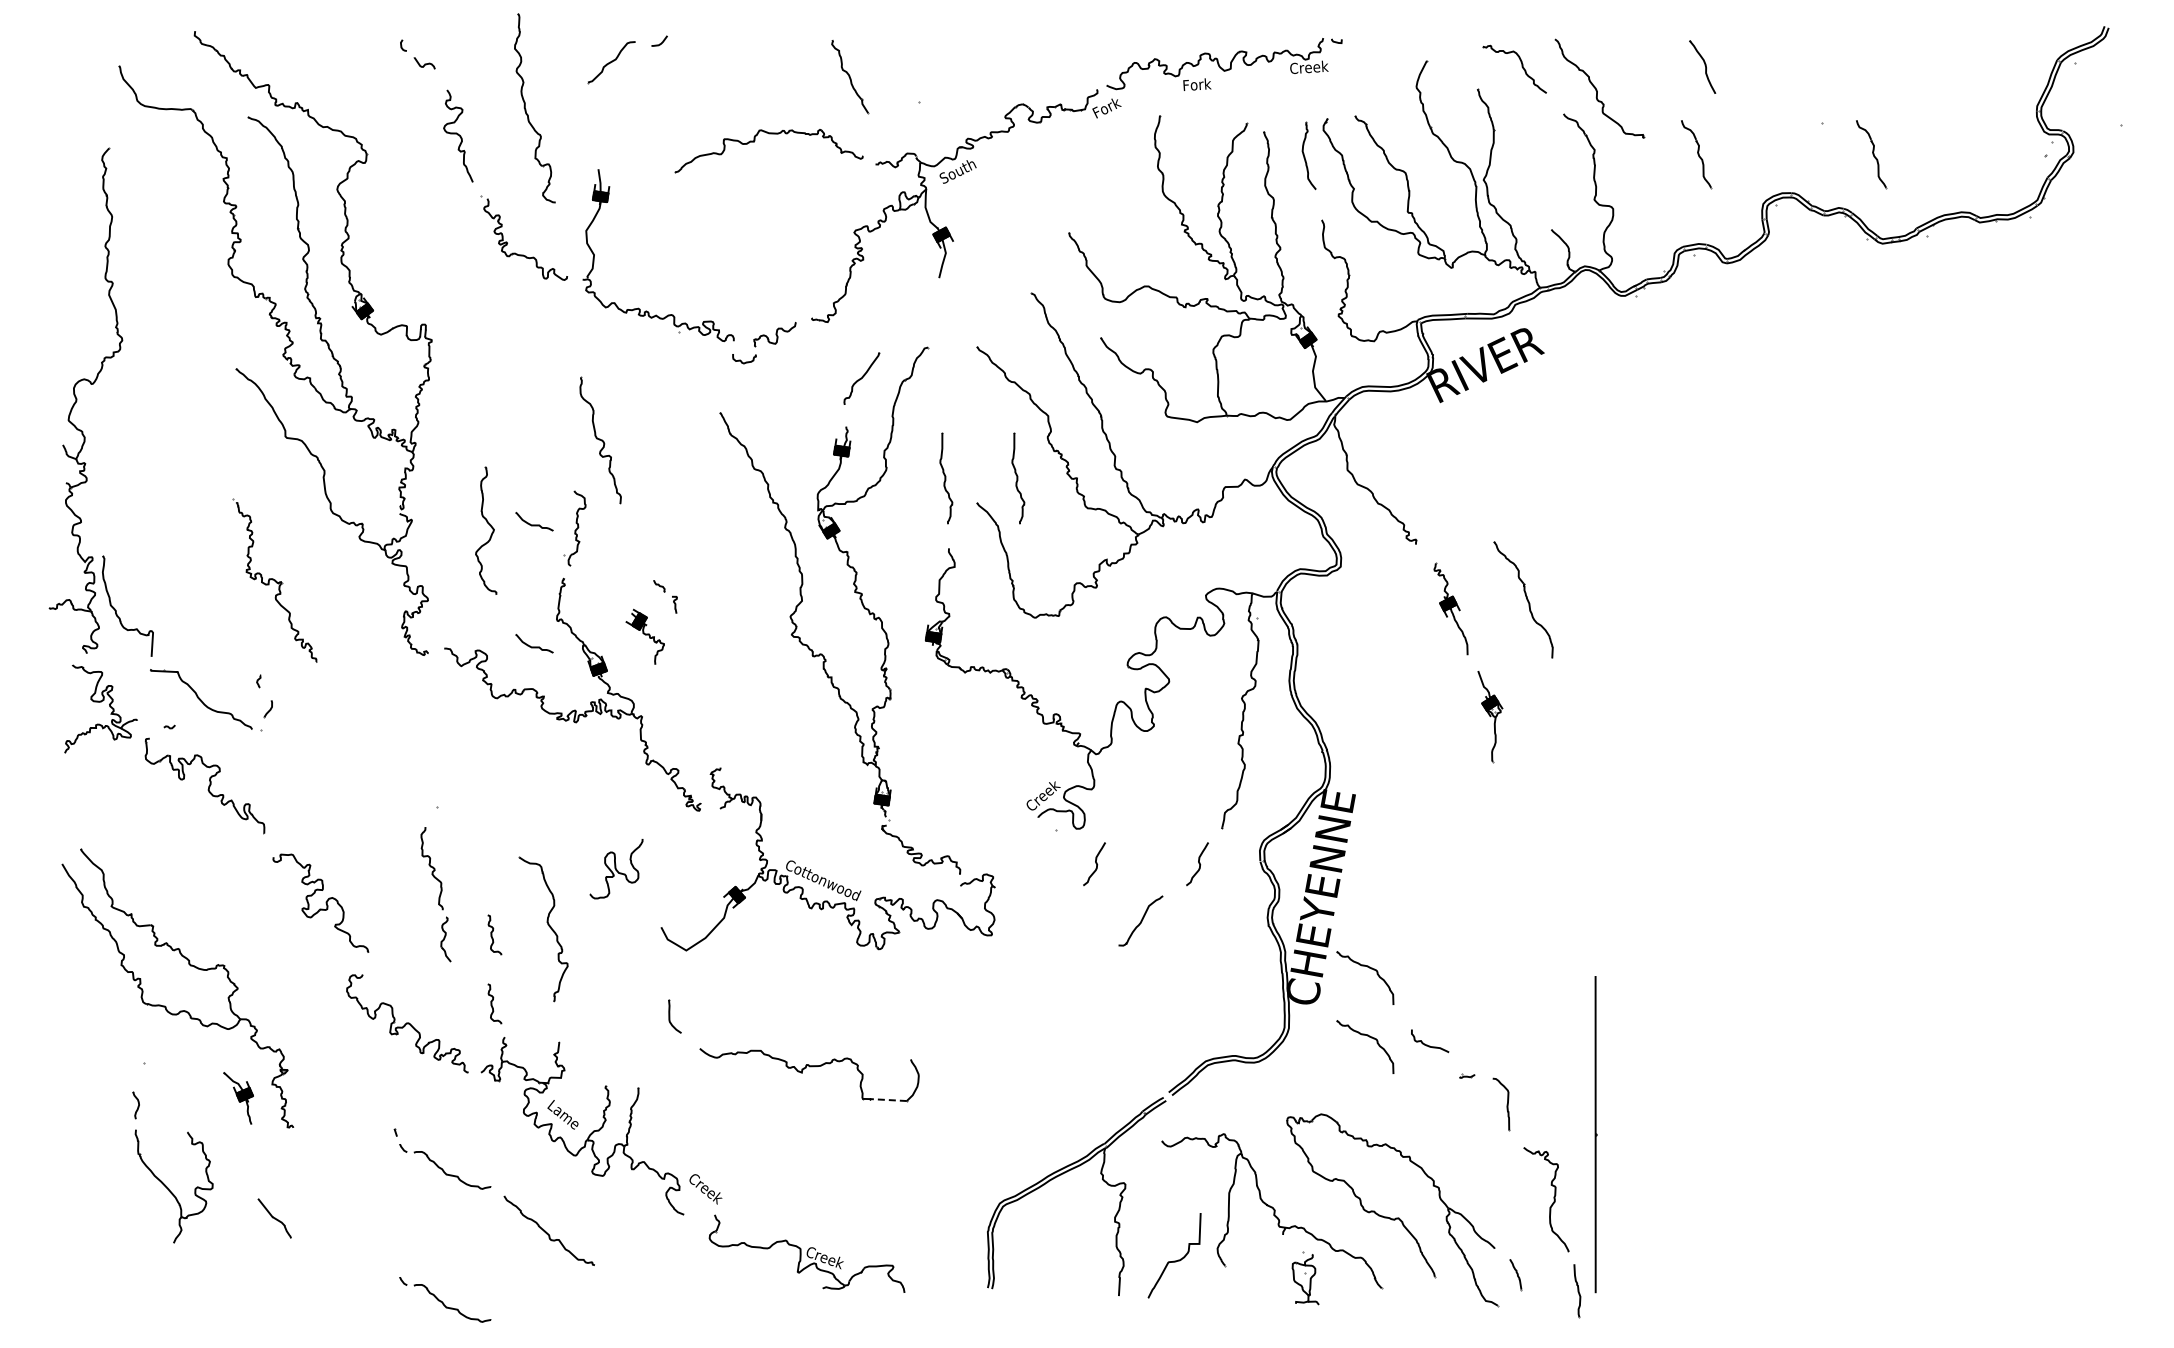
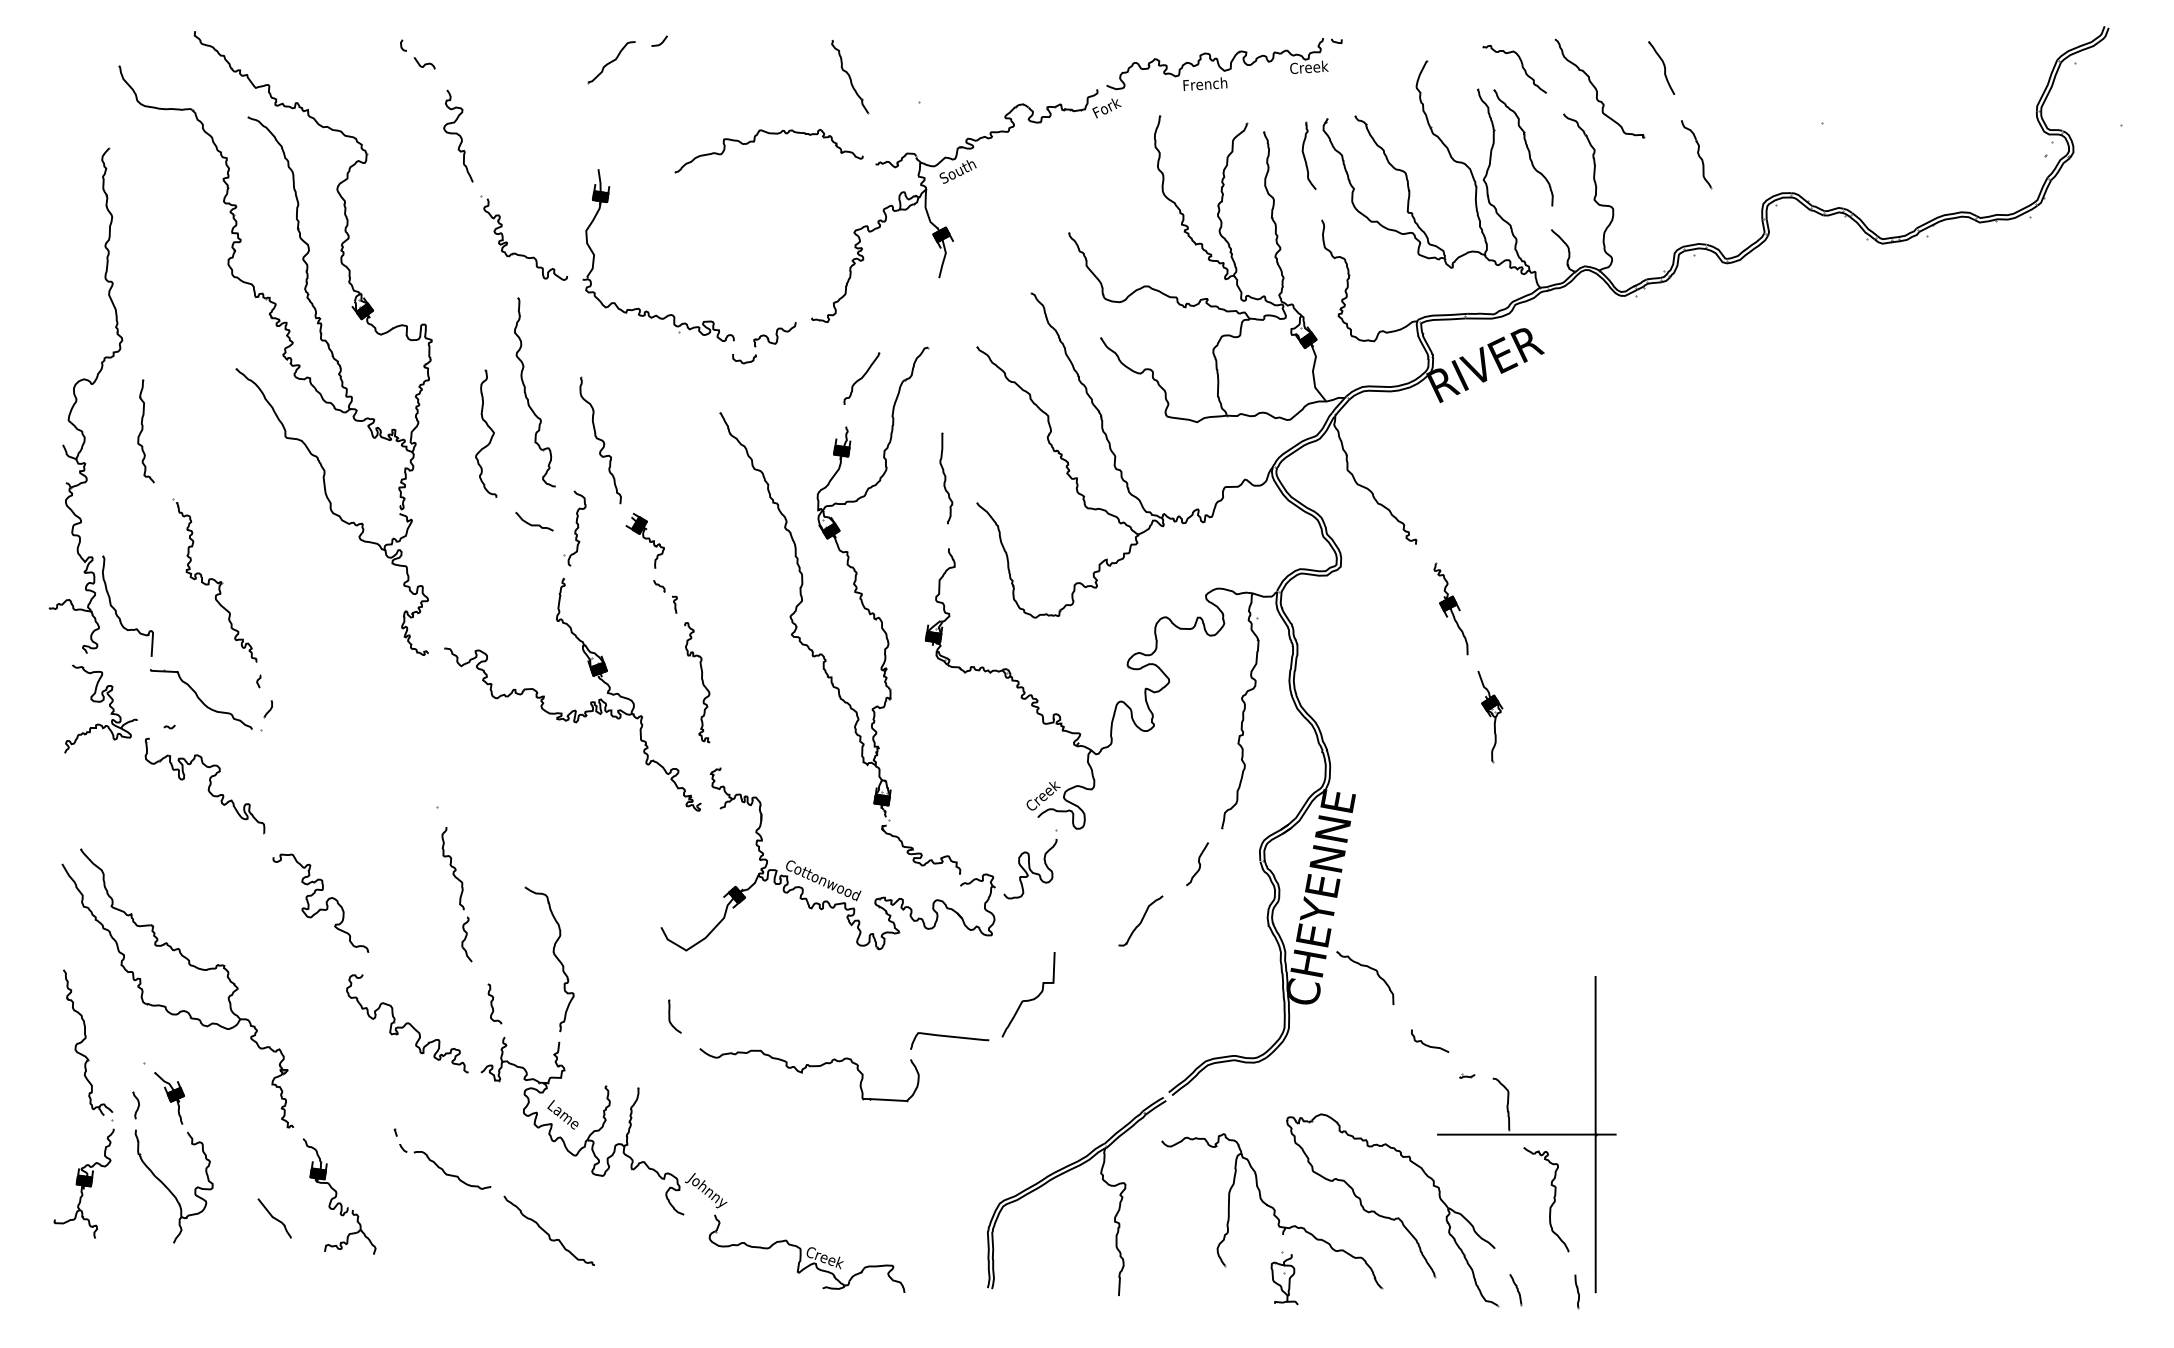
part position: (1702, 66) -> (1661, 67) (1661, 67)
text: Fork -> French (1208, 83)
part position: (526, 109) -> (526, 393) (526, 393)
part: present -> none (1871, 154)
part: none -> present (145, 431)
part: present -> none (1018, 478)
part position: (486, 530) -> (486, 433) (486, 433)
part position: (274, 580) -> (214, 580) (214, 580)
part position: (1523, 599) -> (1523, 147) (1523, 147)
part position: (644, 636) -> (644, 540) (644, 540)
curve: present -> none (534, 646)
part: none -> present (697, 682)
curve: present -> none (1095, 863)
curve position: (616, 869) -> (1030, 869) (1030, 869)
part position: (435, 894) -> (456, 894) (456, 894)
part position: (543, 929) -> (549, 959) (549, 959)
curve: present -> none (492, 934)
curve: none -> present (949, 1037)
part: present -> none (1369, 1037)
part position: (238, 1098) -> (169, 1098) (169, 1098)
line: dashed -> solid (887, 1100)
part: none -> present (83, 1103)
line: none -> present (1526, 1134)
text: Creek -> Johnny (705, 1190)
part: none -> present (339, 1196)
curve position: (1174, 1260) -> (1028, 999) (1028, 999)
part position: (1515, 1275) -> (1515, 1290) (1515, 1290)
part position: (1305, 1278) -> (1284, 1278) (1284, 1278)
part size: 9x55 px -> 6x36 px (1576, 1291)
part: present -> none (445, 1299)
